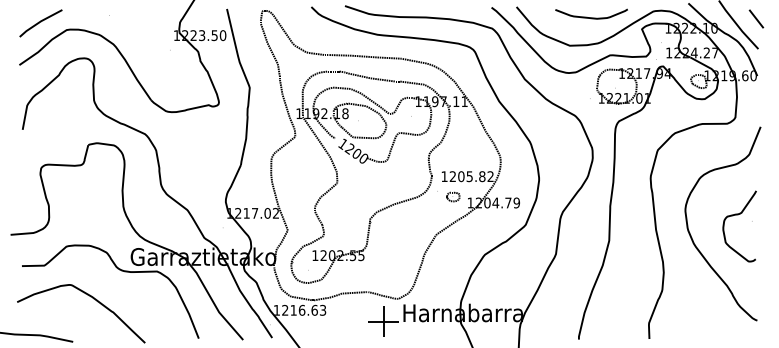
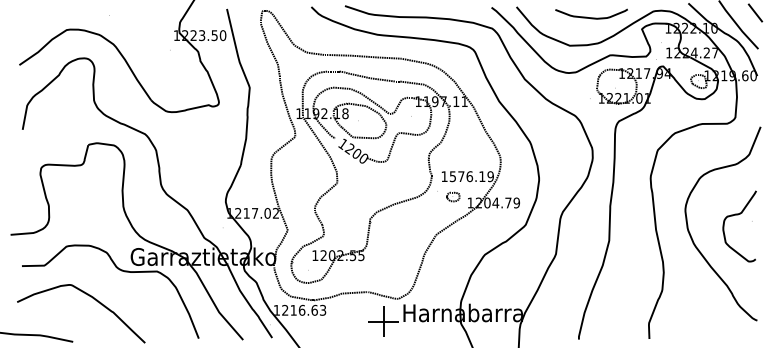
line position: (756, 18) -> (755, 12) (755, 12)
line: present -> none (40, 22)
text: 1205.82 -> 1576.19 (471, 176)
